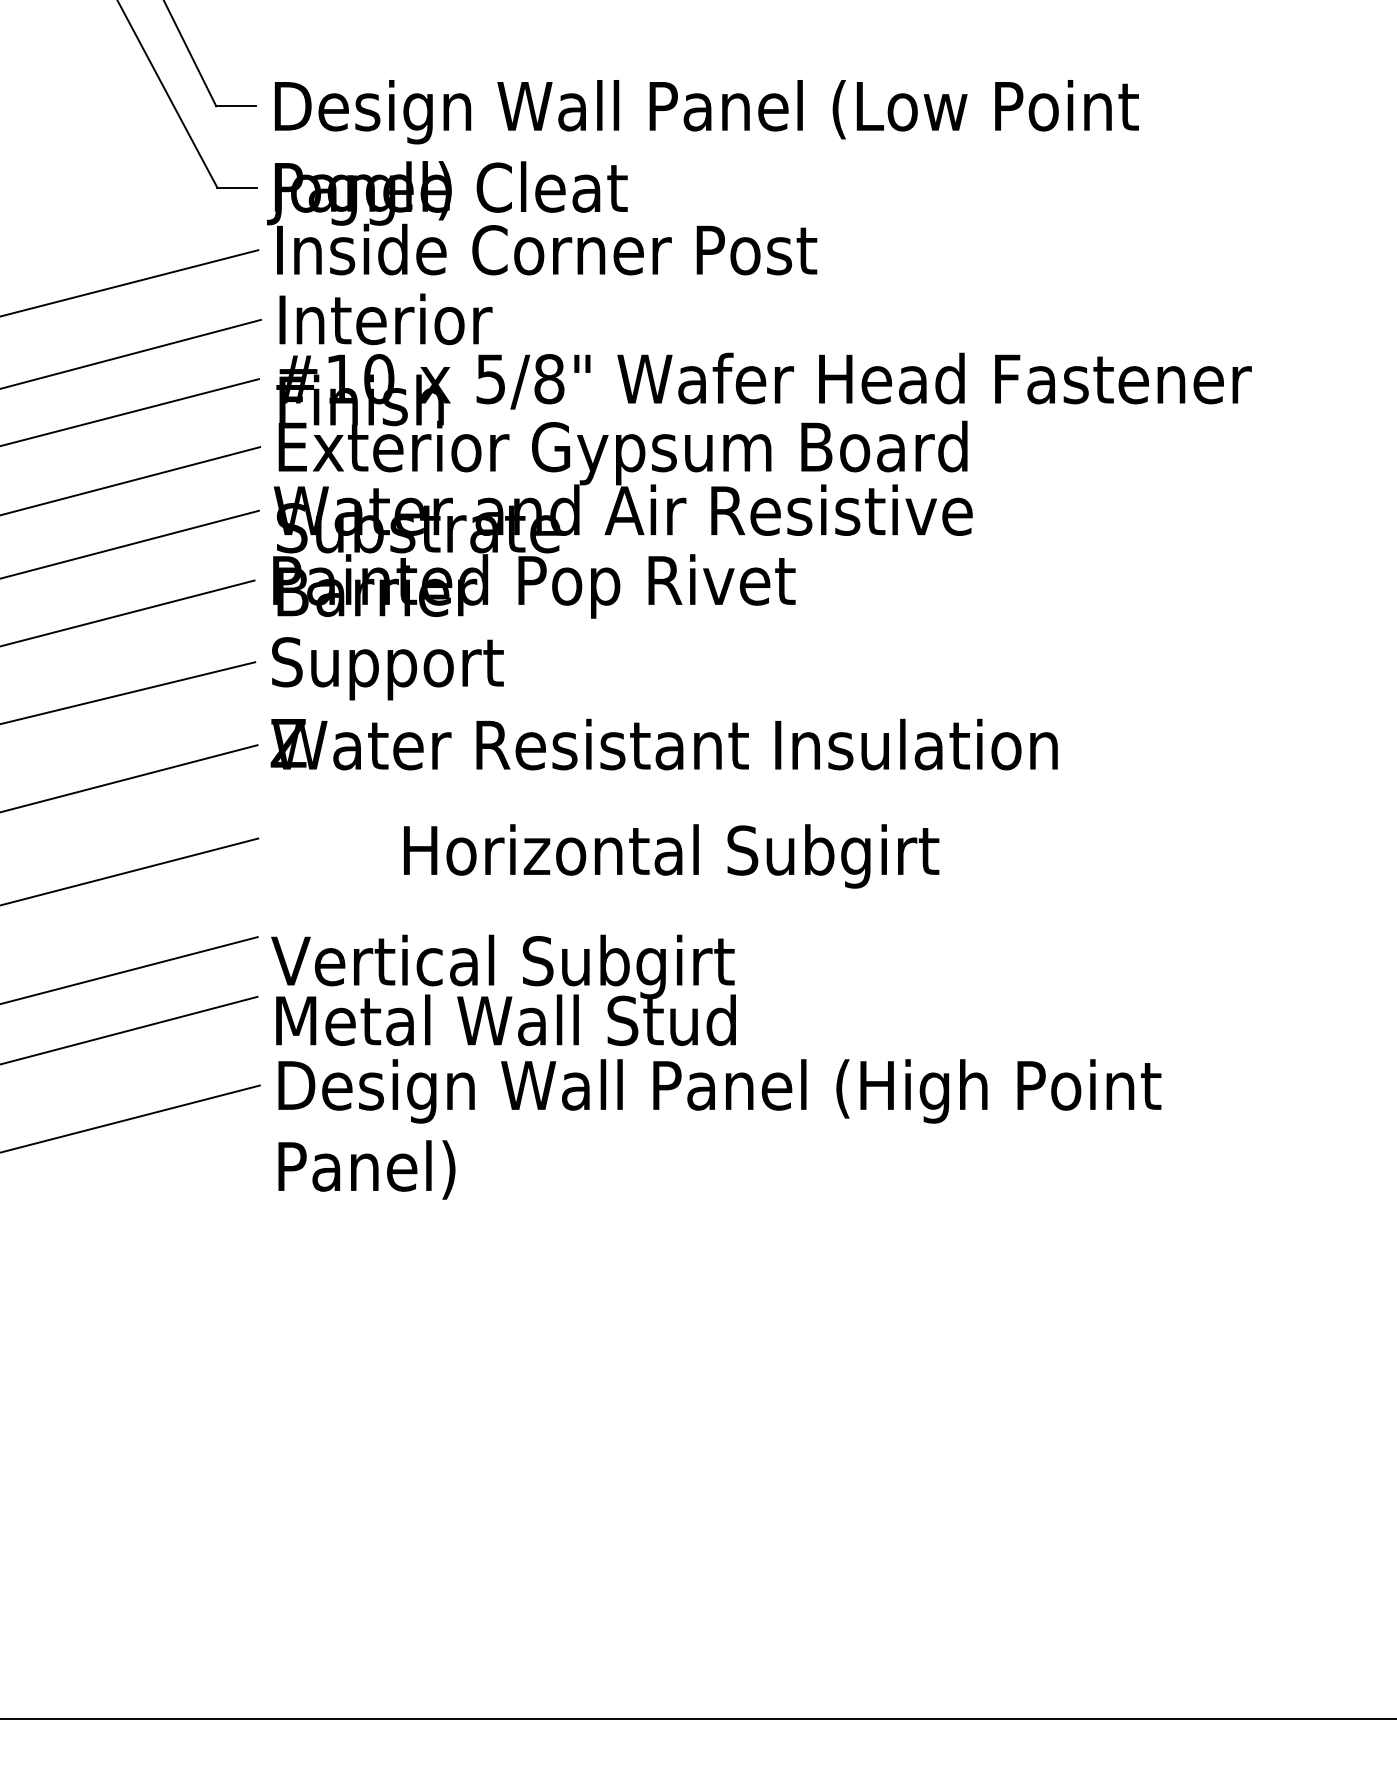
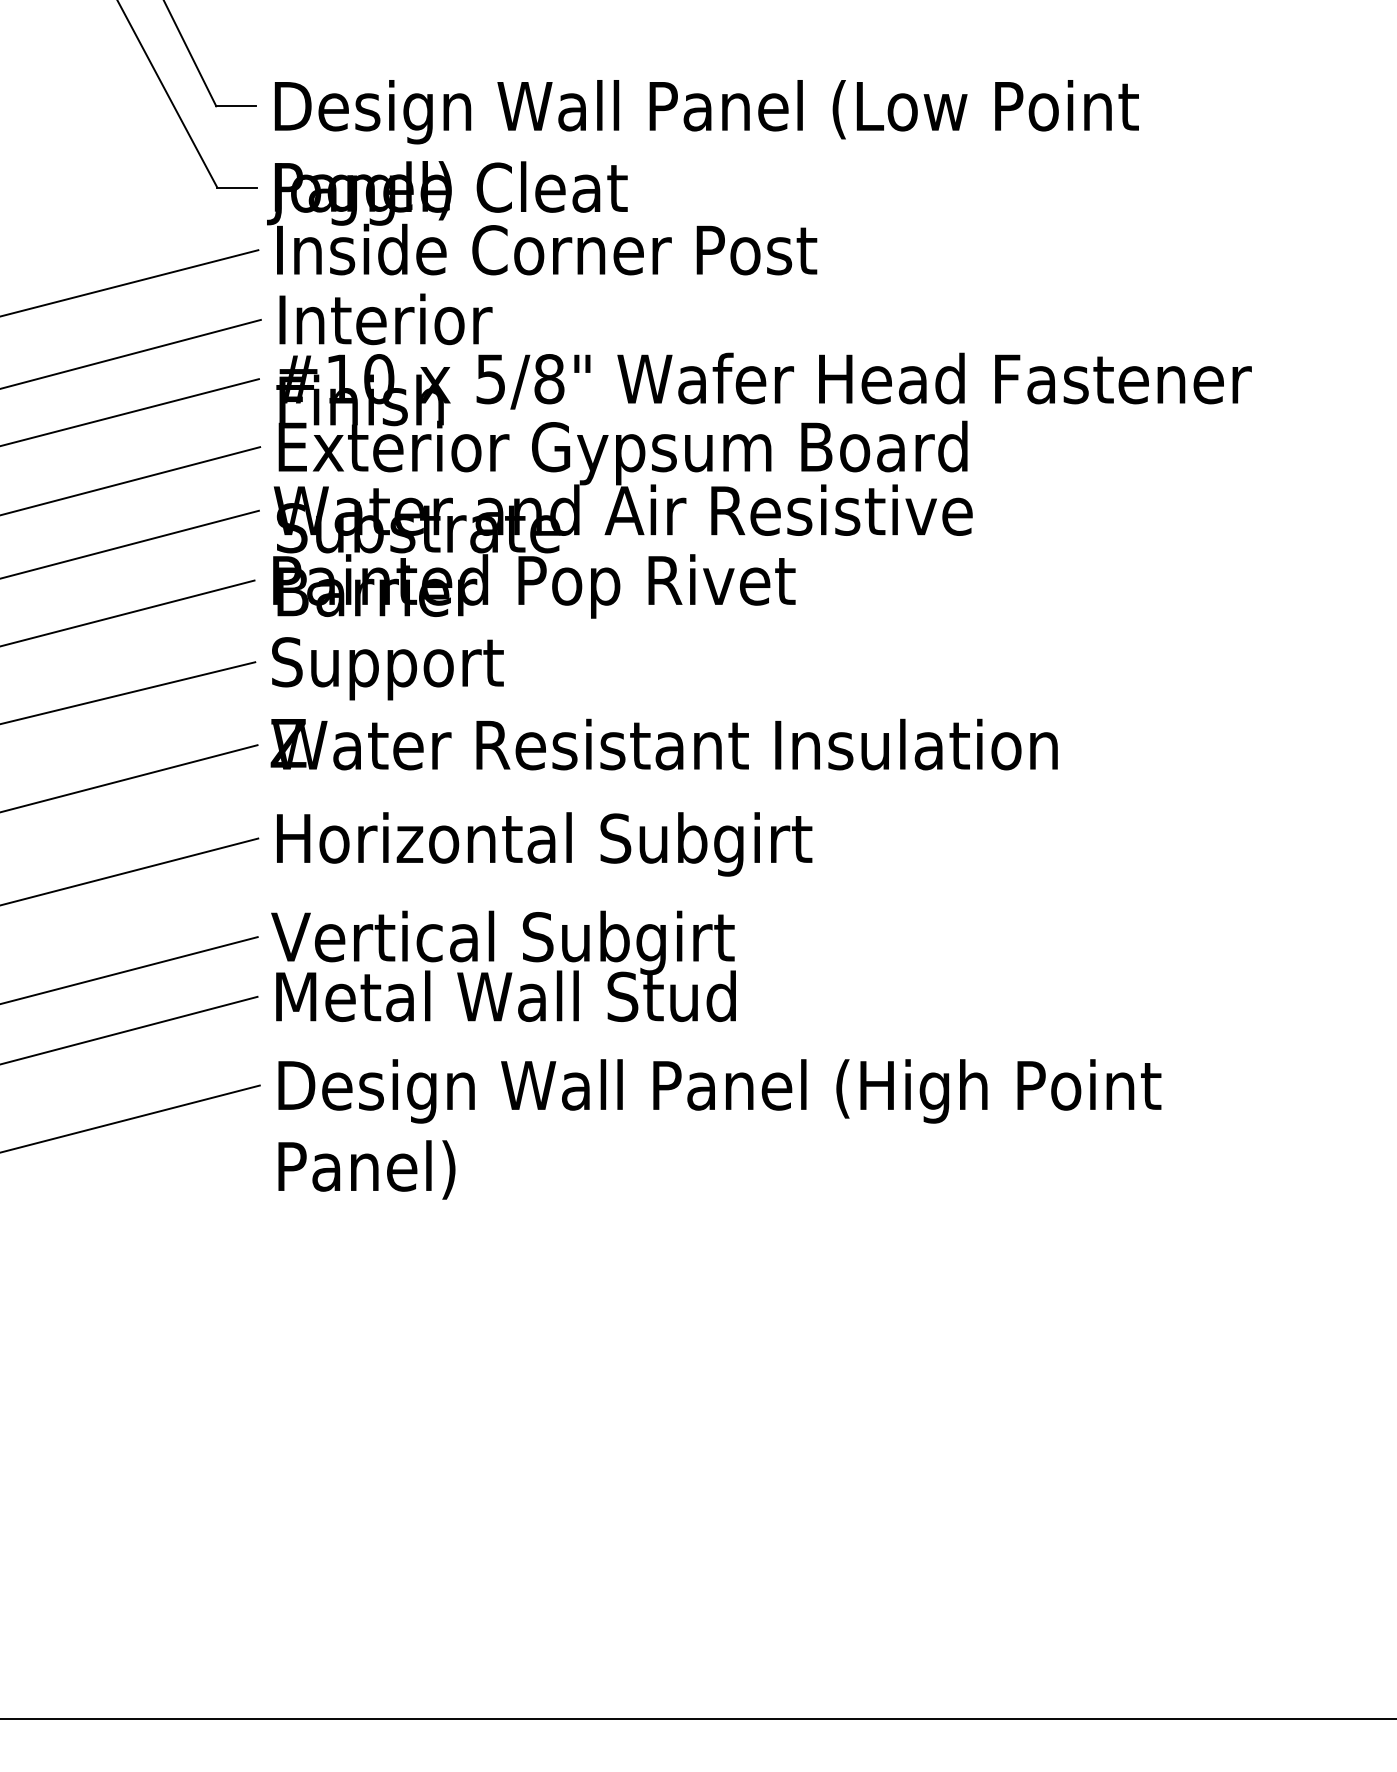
text position: (671, 856) -> (544, 844) (544, 844)
text position: (503, 989) -> (503, 965) (503, 965)
